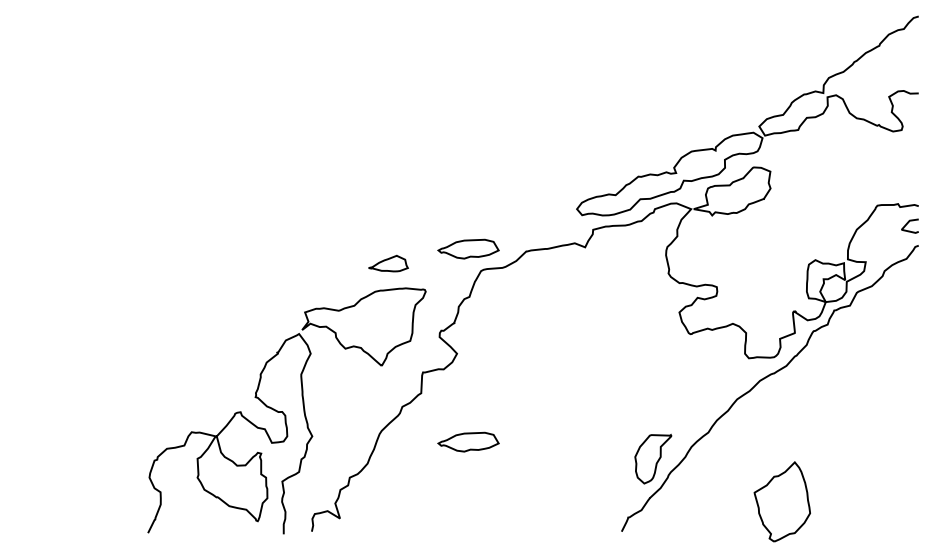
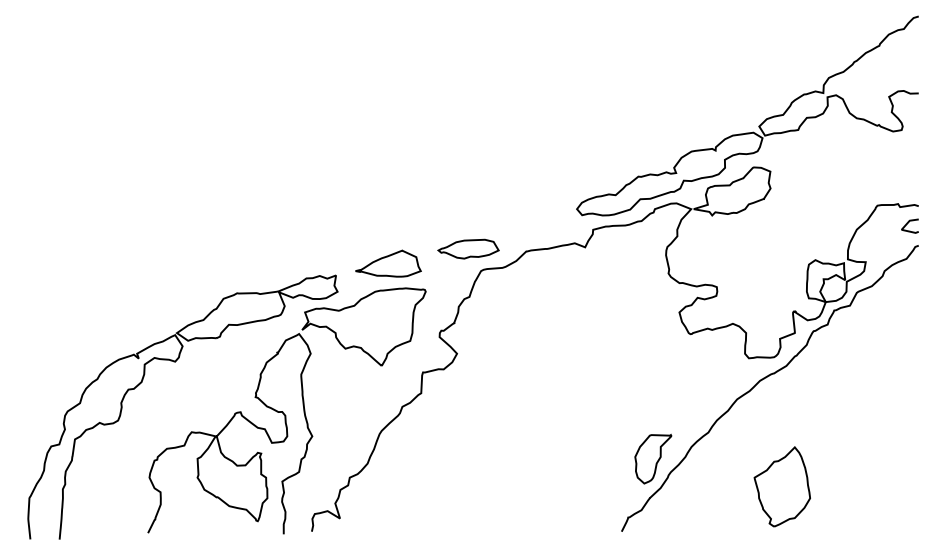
part size: 41x19 px -> 67x29 px (388, 263)
part: none -> present (175, 362)
part: present -> none (468, 441)
part position: (781, 501) -> (781, 486) (781, 486)
